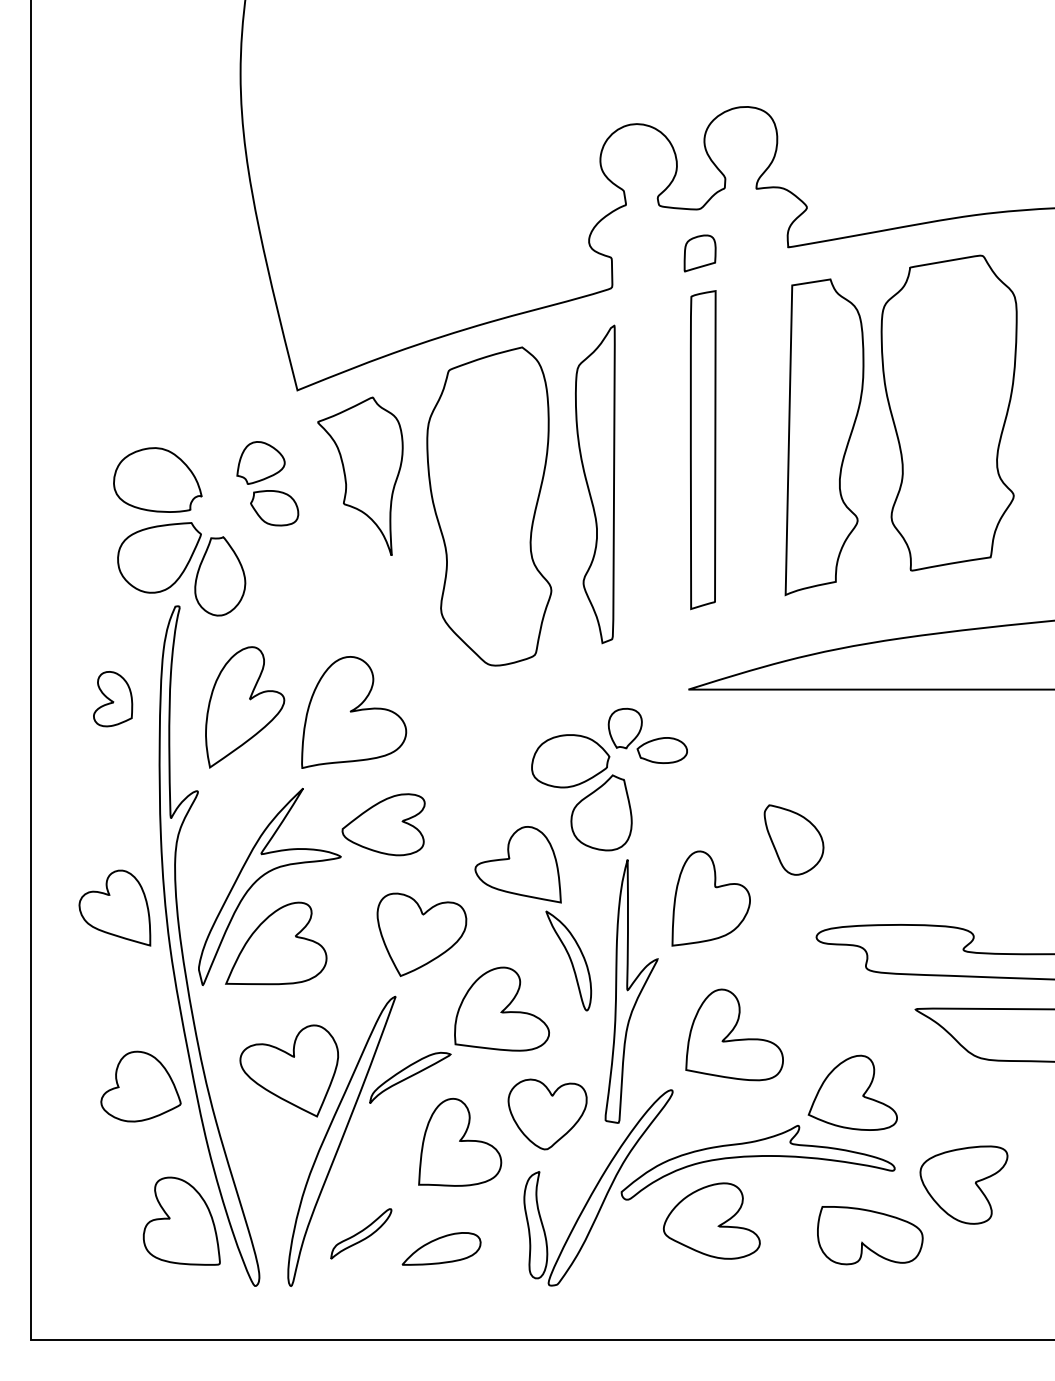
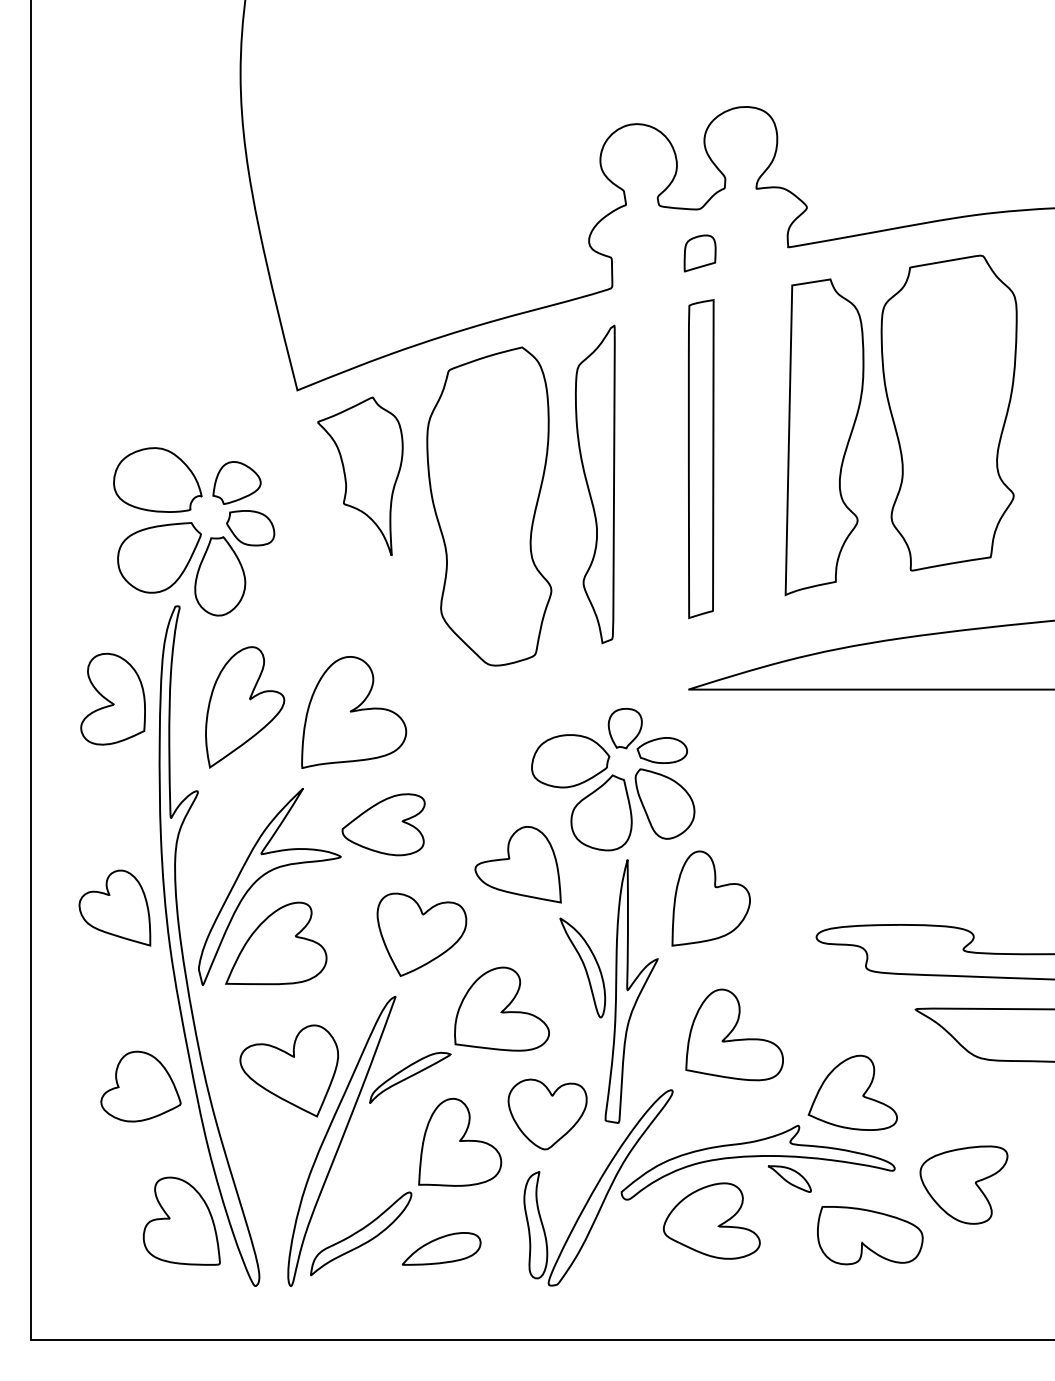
part position: (703, 450) -> (701, 459) (701, 459)
part position: (267, 483) -> (243, 503) (243, 503)
part size: 41x57 px -> 66x94 px (112, 698)
part position: (793, 839) -> (664, 803) (664, 803)
part position: (568, 960) -> (582, 967) (582, 967)
part: none -> present (789, 1178)
part size: 63x52 px -> 103x86 px (361, 1233)
